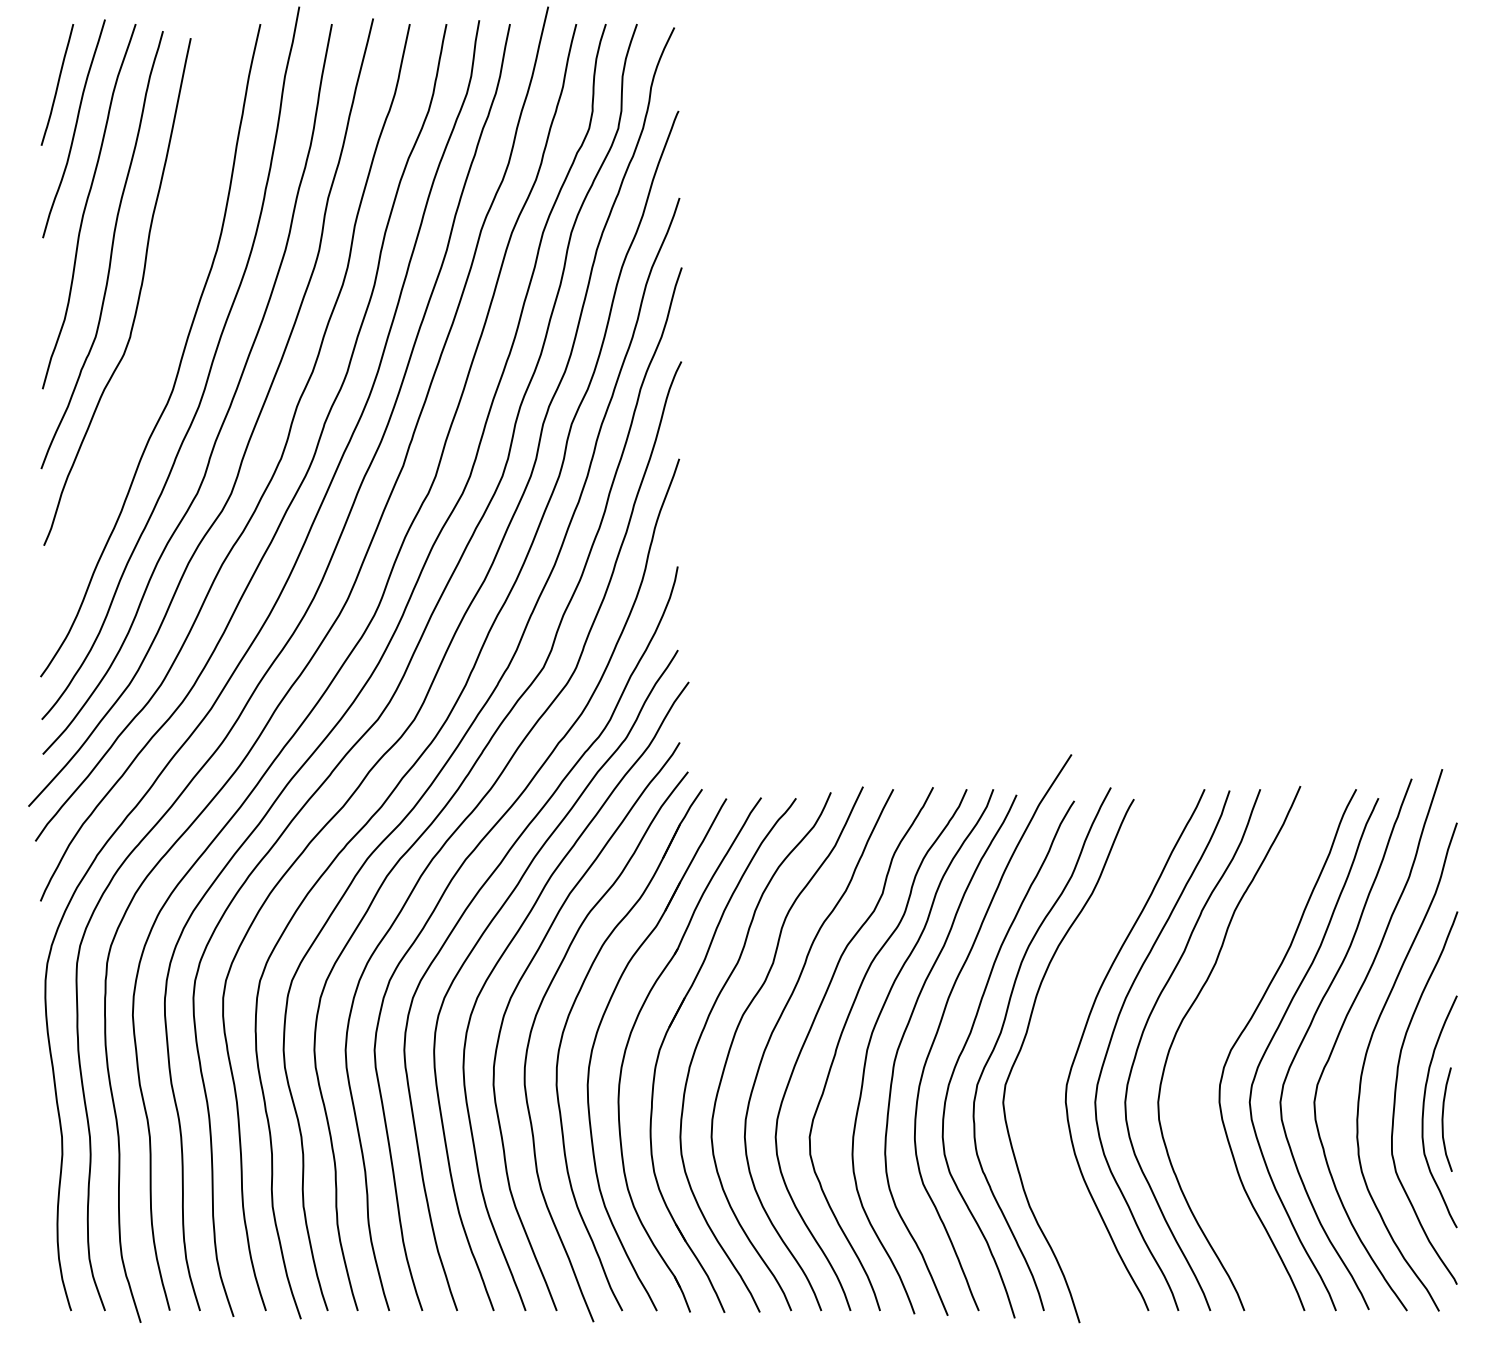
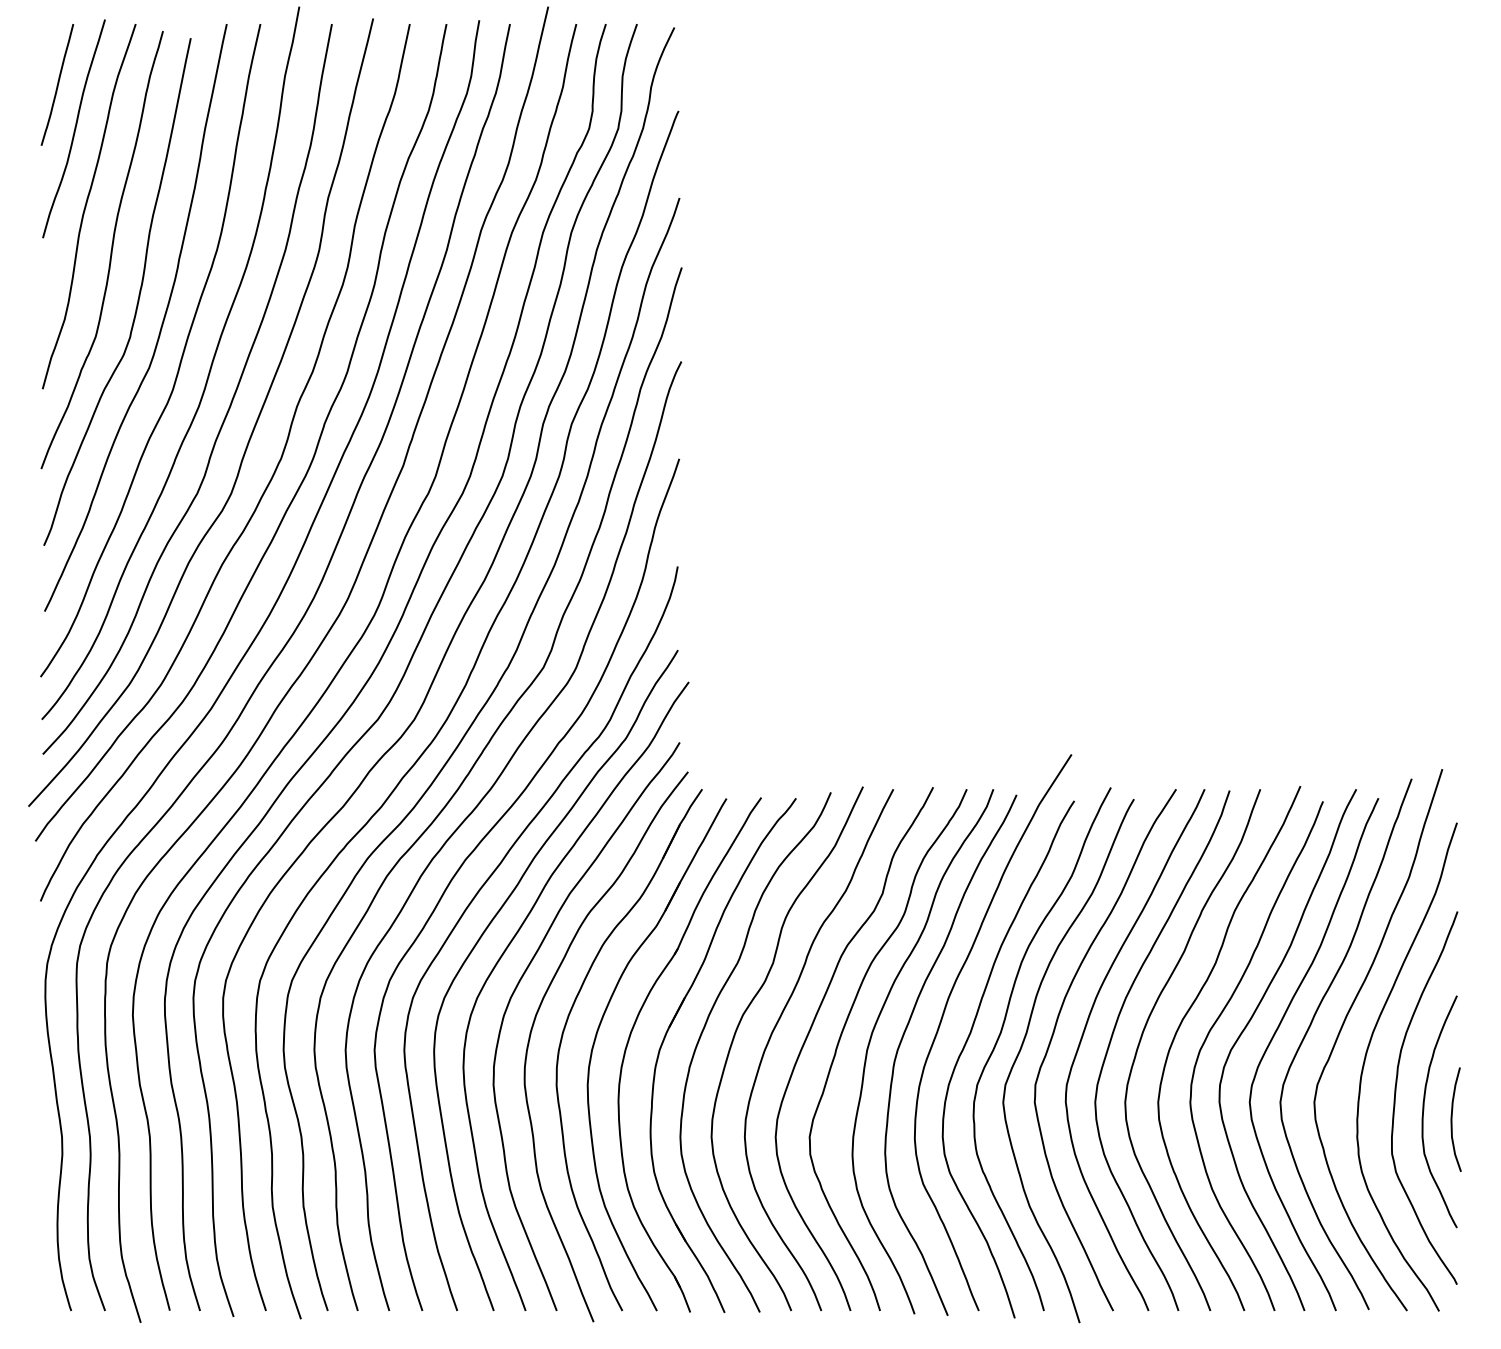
curve: none -> present (161, 323)
curve: none -> present (1213, 1027)
curve: none -> present (1054, 1033)
curve position: (1443, 1119) -> (1452, 1119) (1452, 1119)
